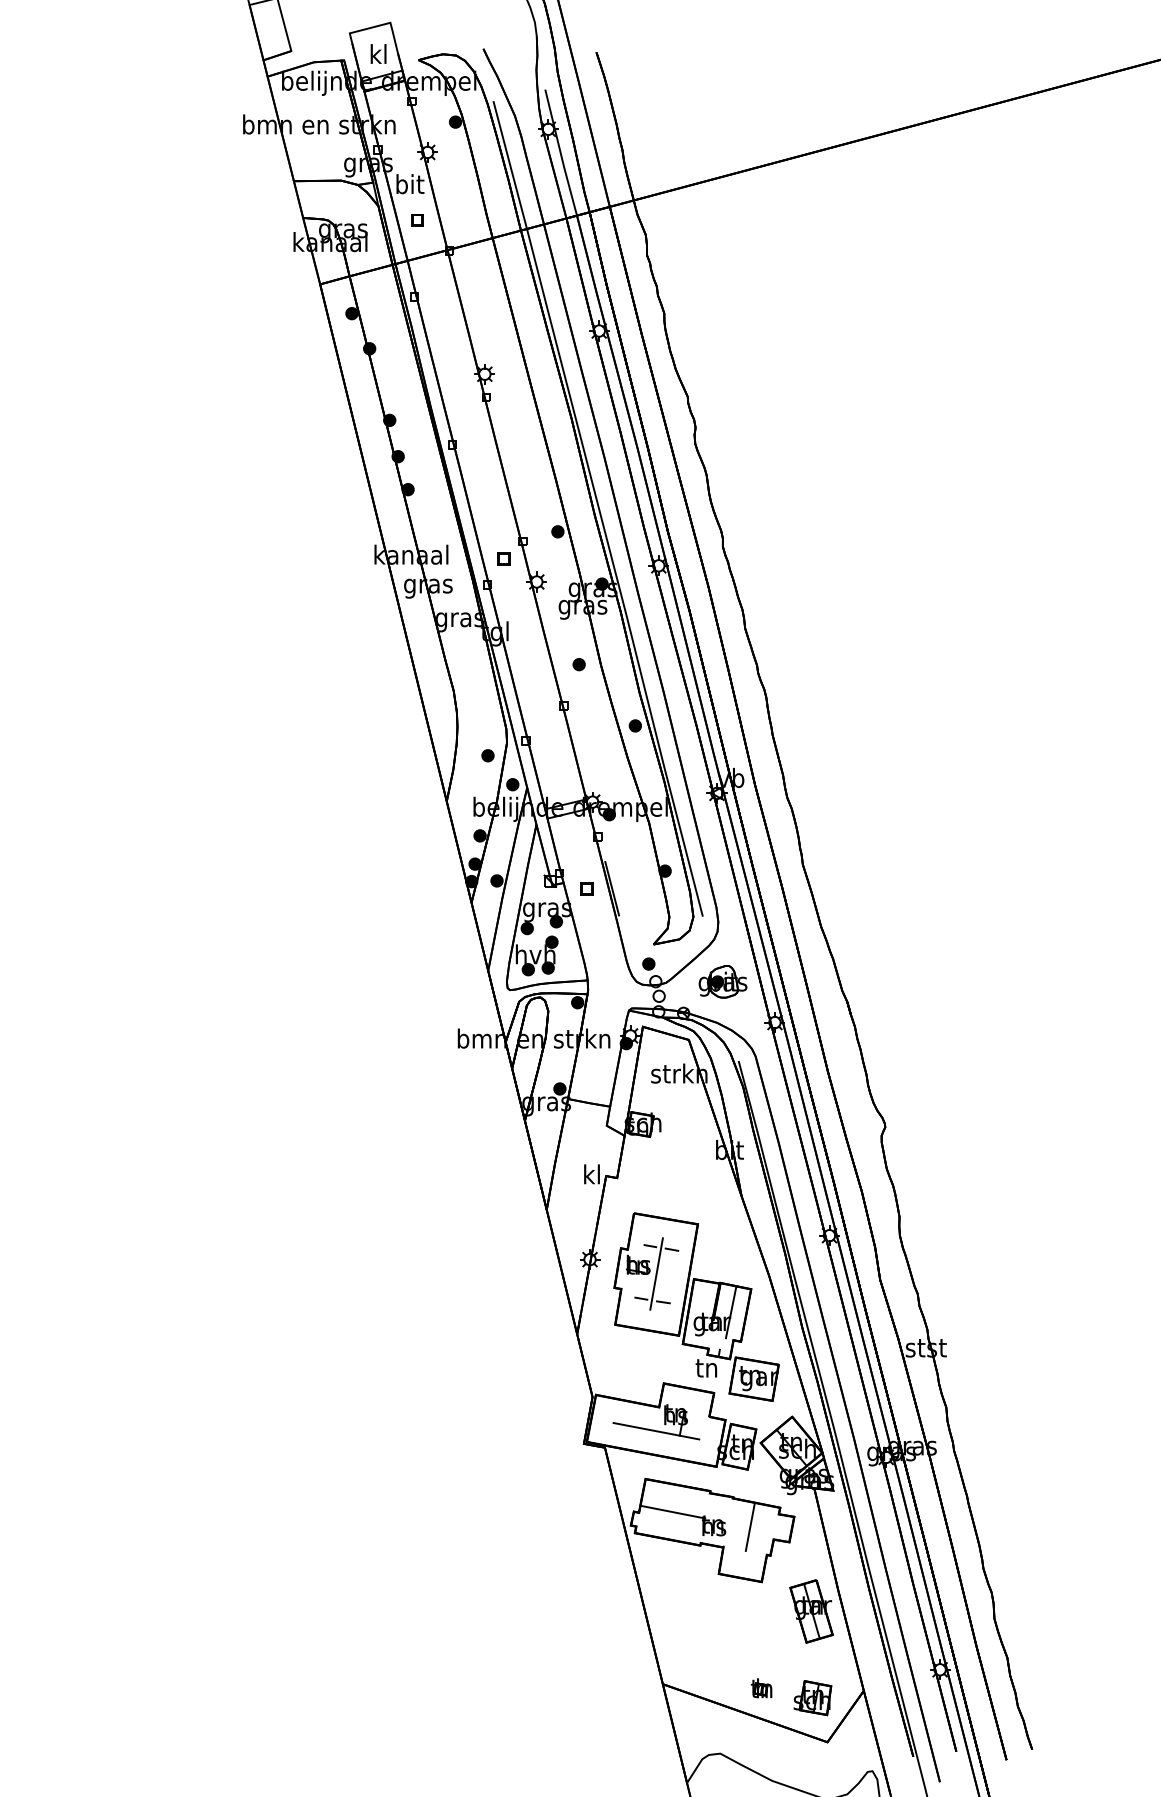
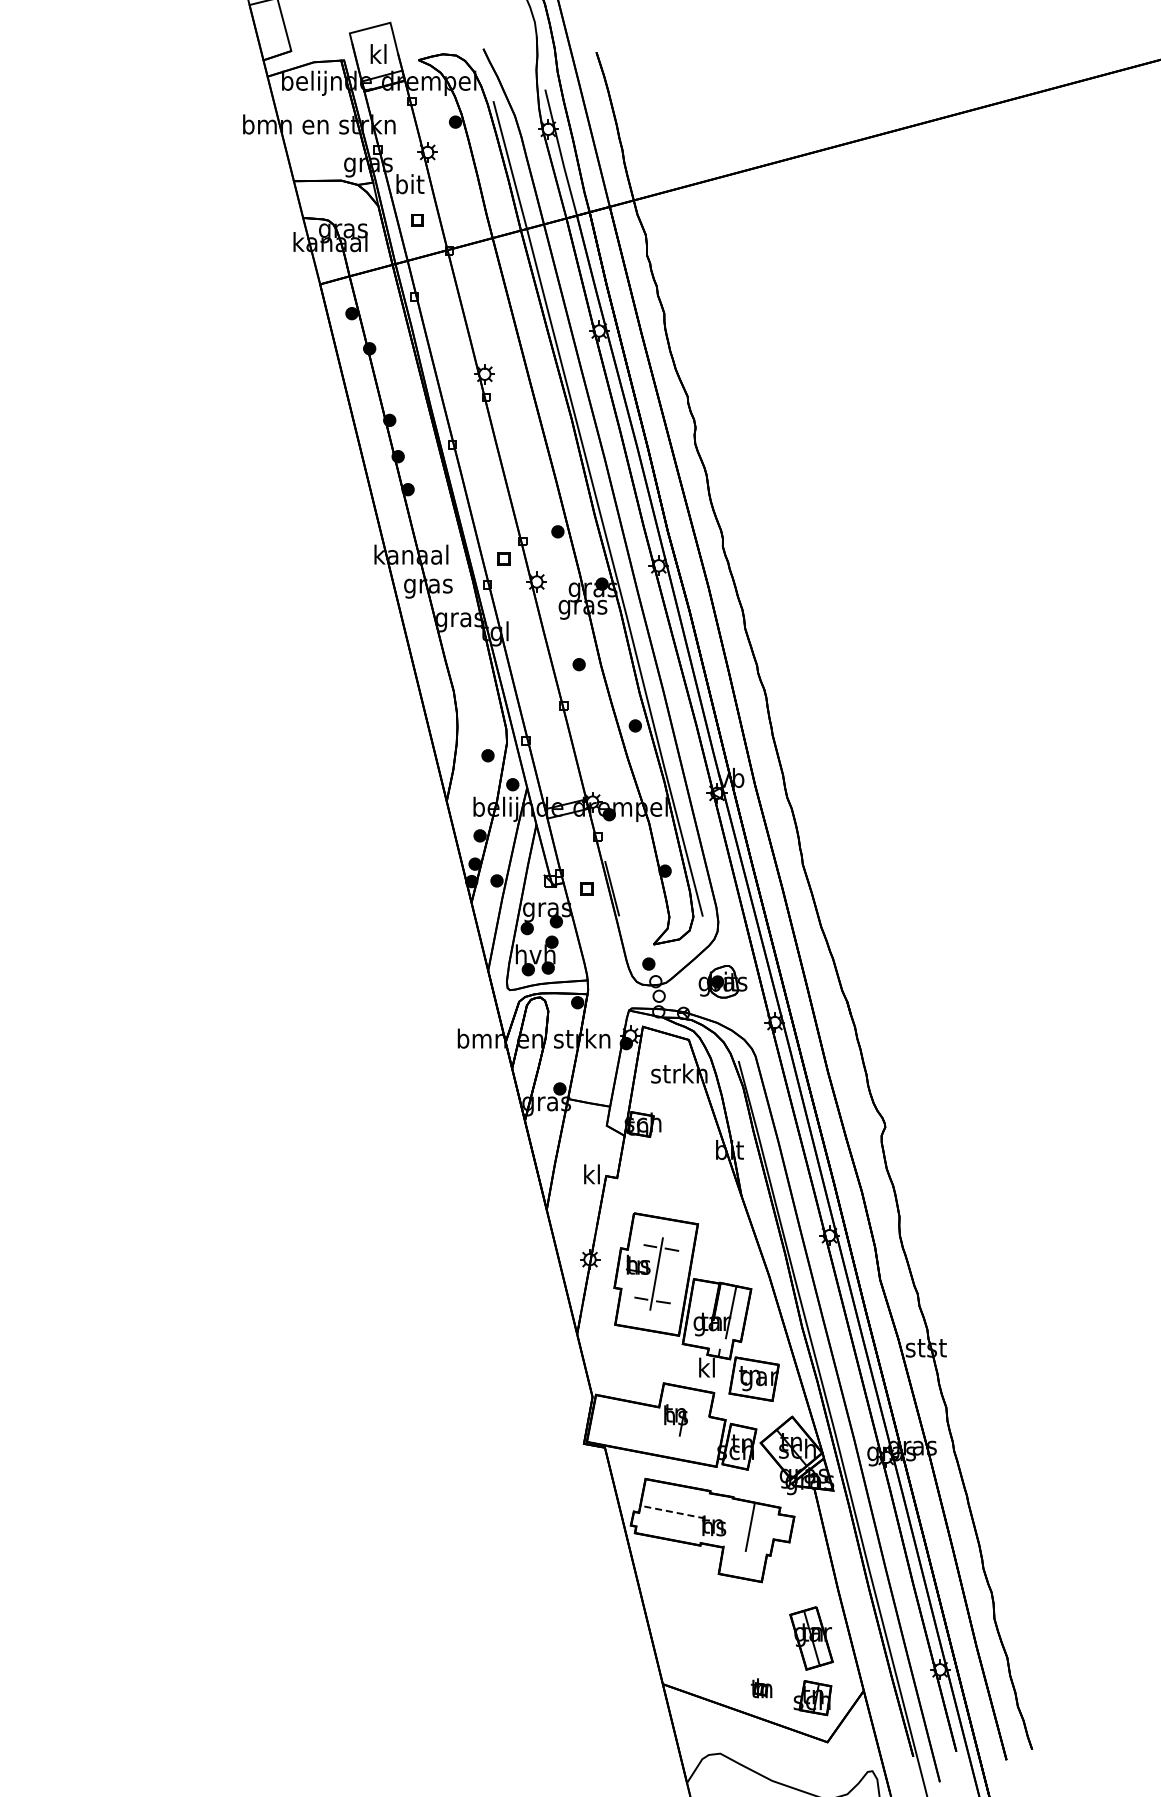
text: tn -> kl (706, 1367)
line: present -> none (656, 1431)
line: solid -> dashed (673, 1512)
part position: (811, 1611) -> (811, 1638) (811, 1638)
